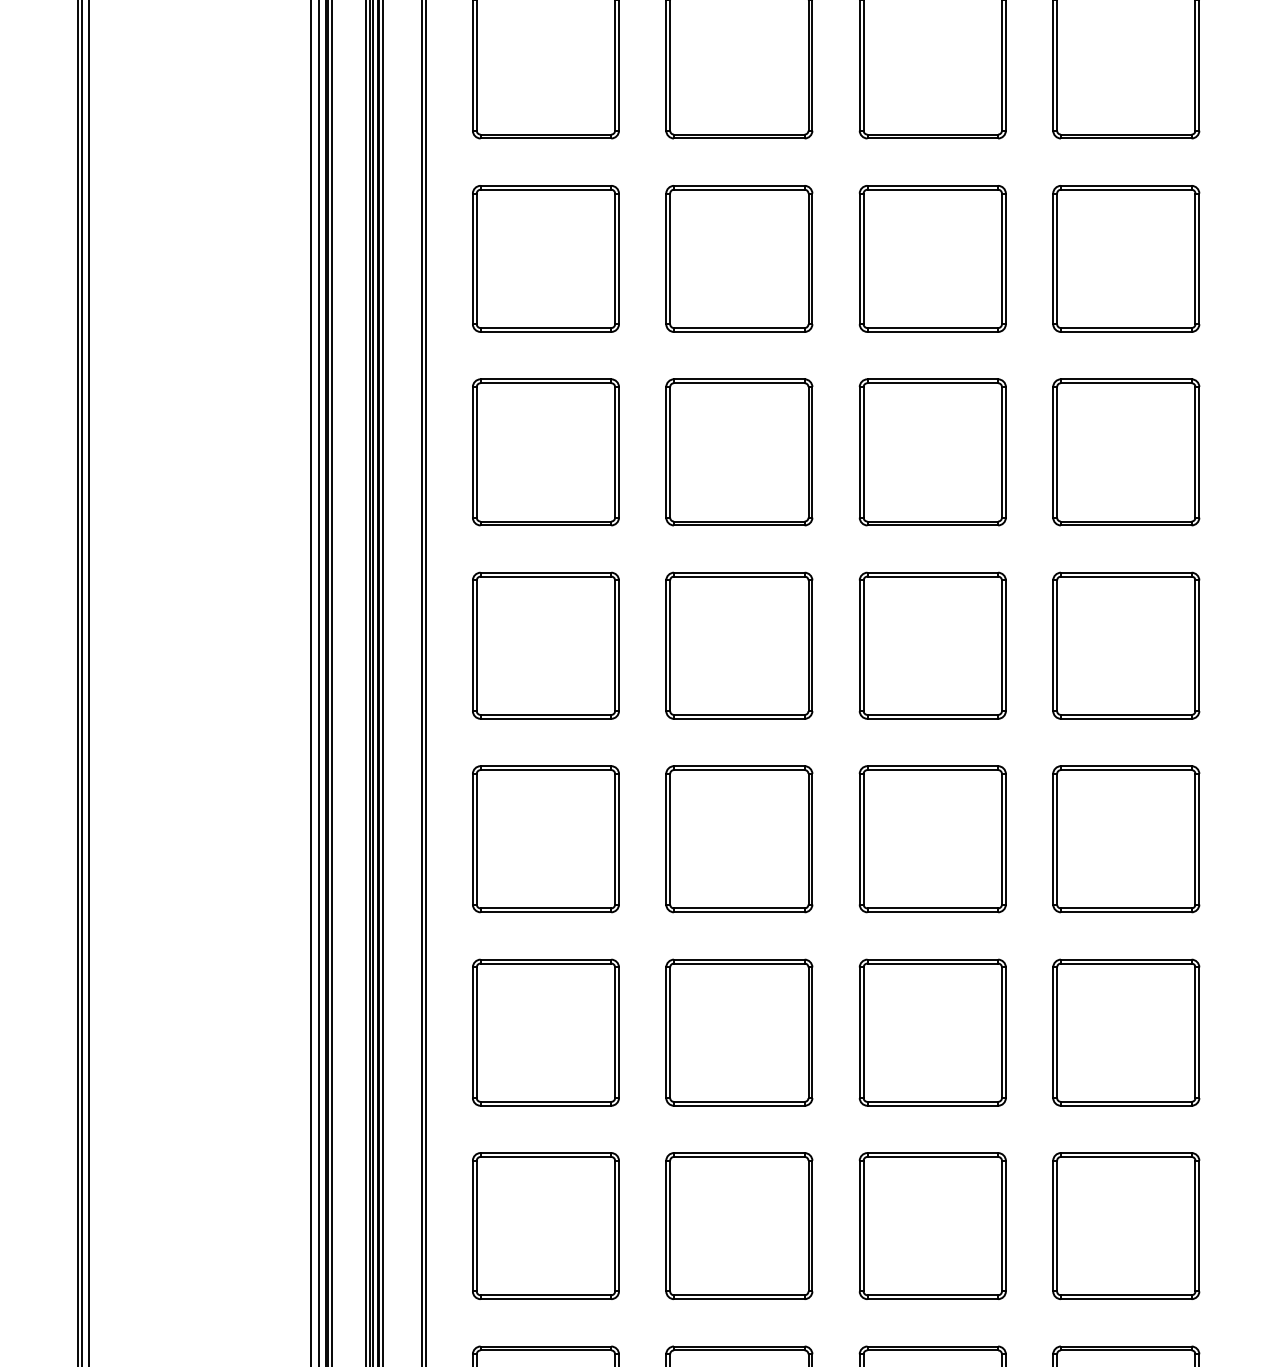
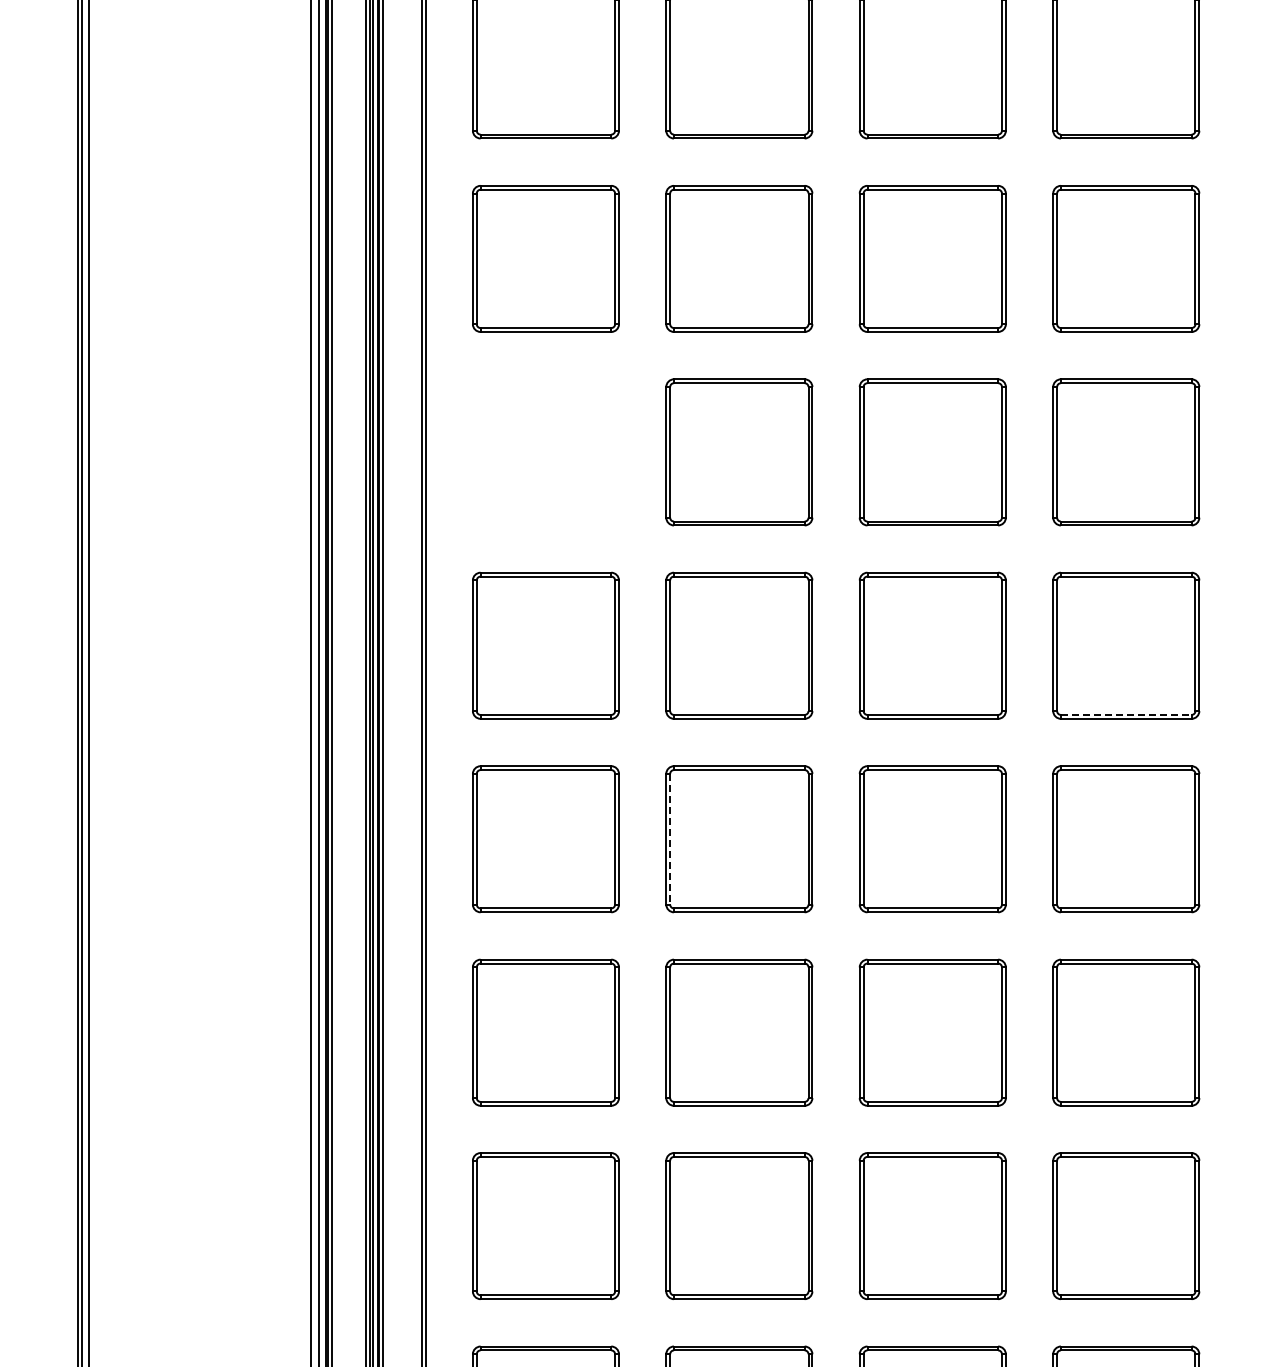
part: present -> none (545, 452)
line: solid -> dashed (1126, 714)
line: solid -> dashed (670, 839)
